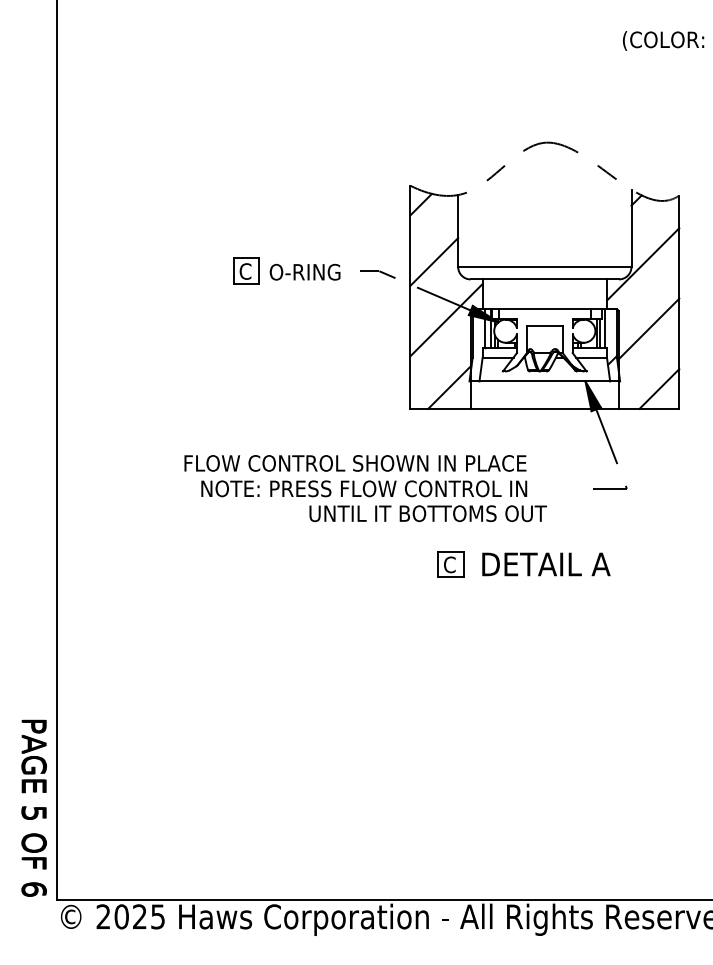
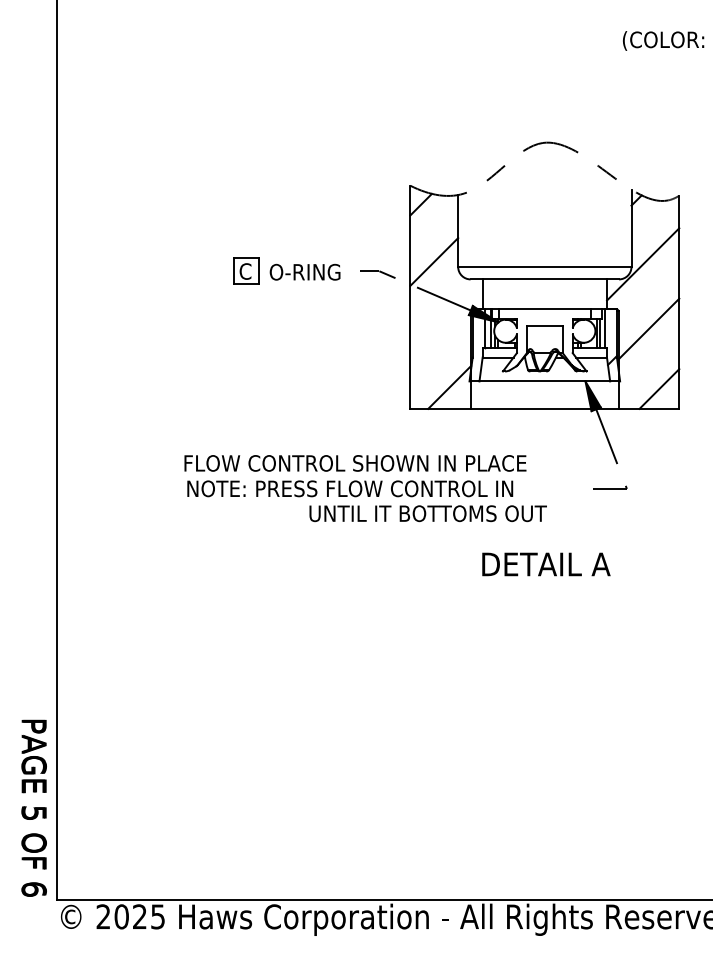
line: present -> none (446, 320)
text position: (364, 488) -> (350, 488) (350, 488)
part: present -> none (450, 564)
